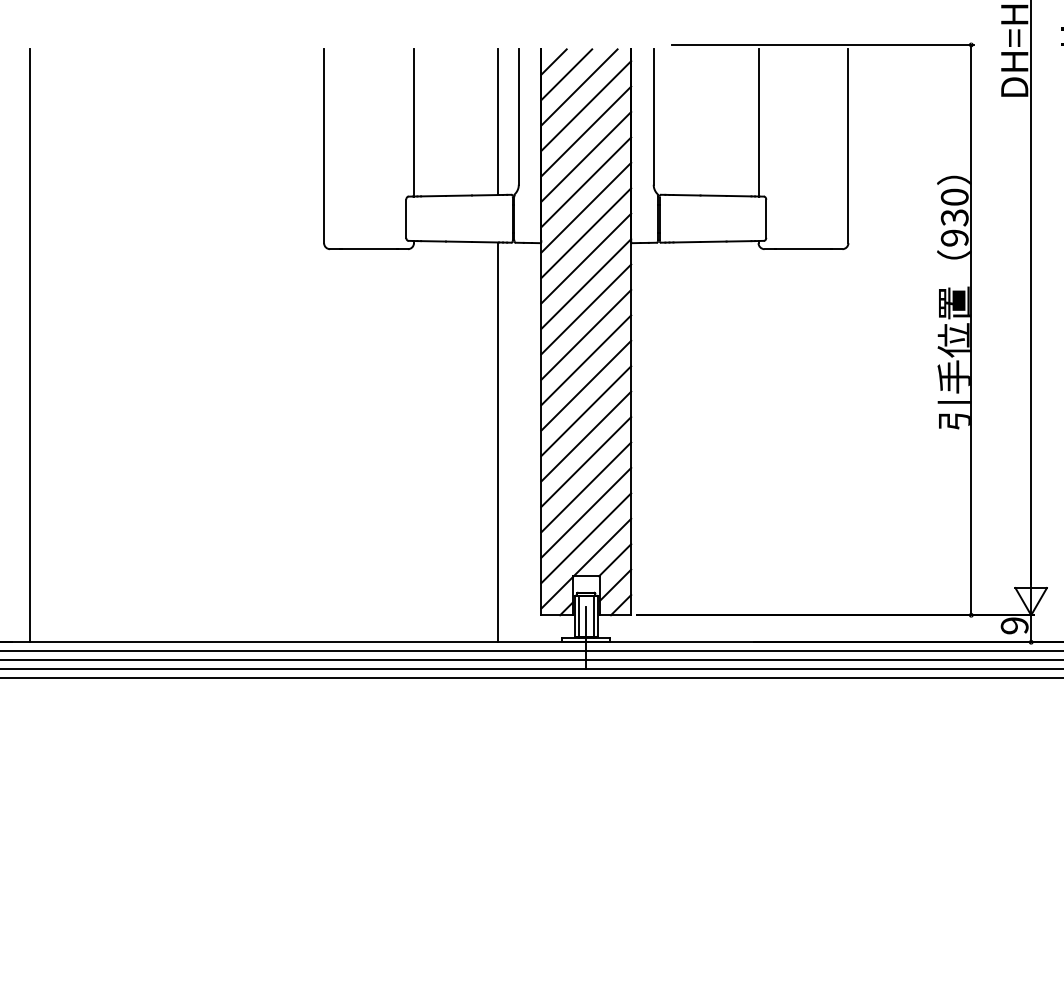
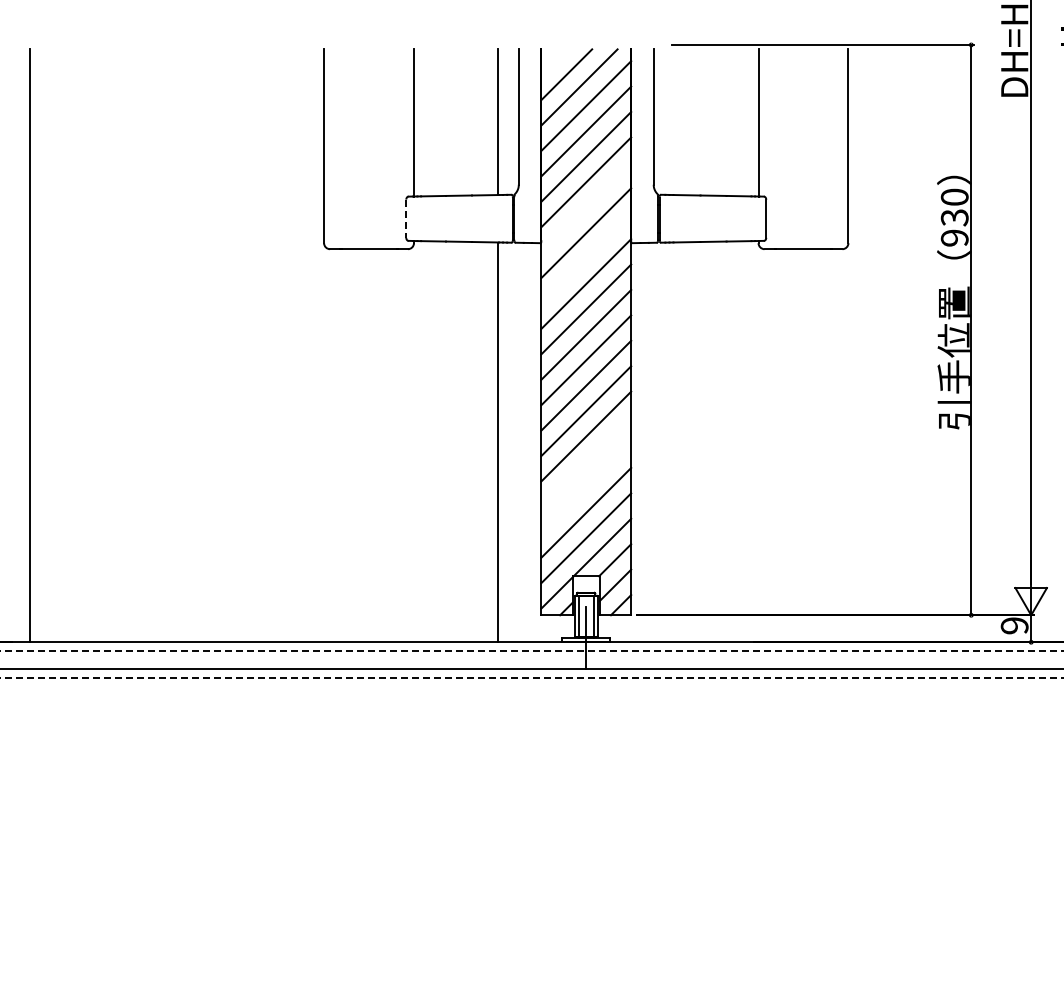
line: present -> none (553, 61)
line: present -> none (586, 207)
line: solid -> dashed (406, 219)
line: present -> none (586, 258)
line: present -> none (586, 461)
line: present -> none (586, 487)
line: solid -> dashed (532, 651)
line: present -> none (531, 660)
line: solid -> dashed (531, 678)
